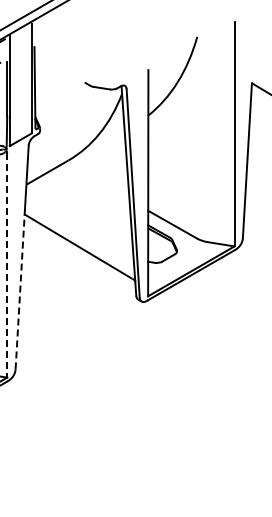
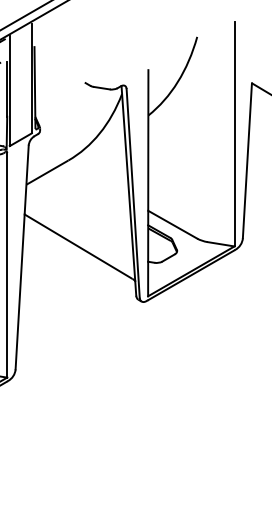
line: dashed -> solid (7, 265)
line: dashed -> solid (20, 291)
